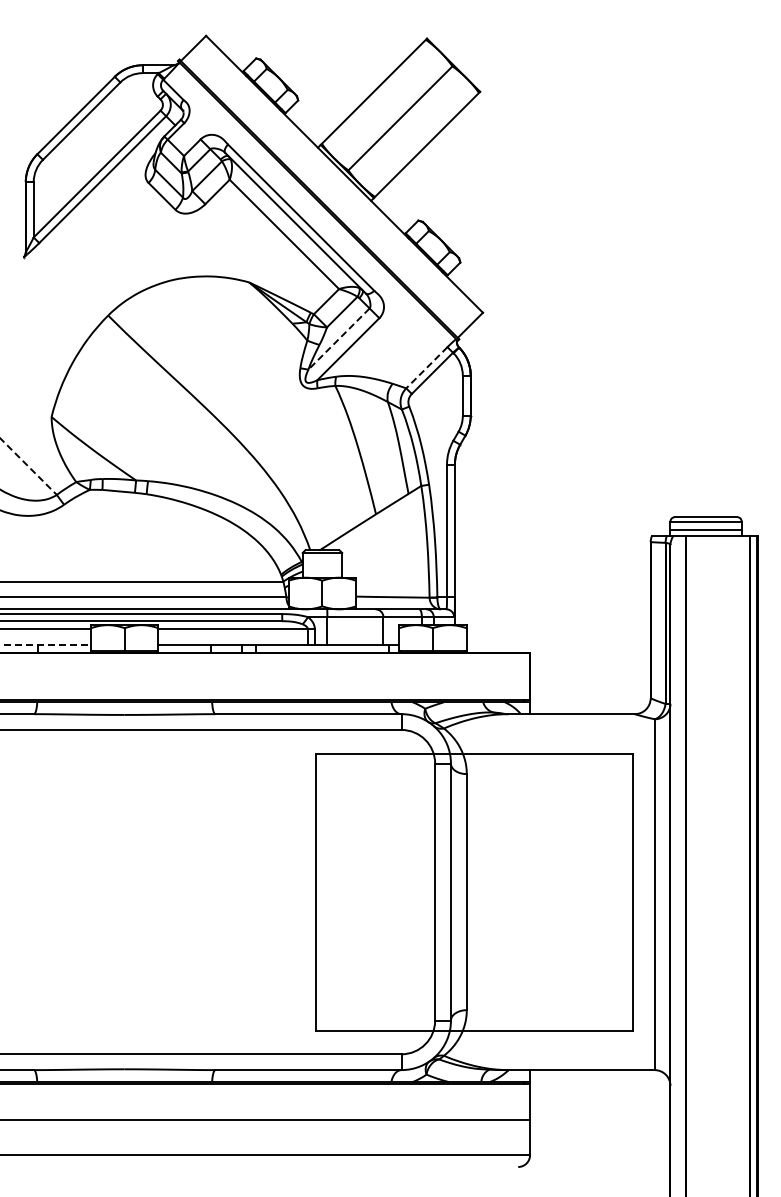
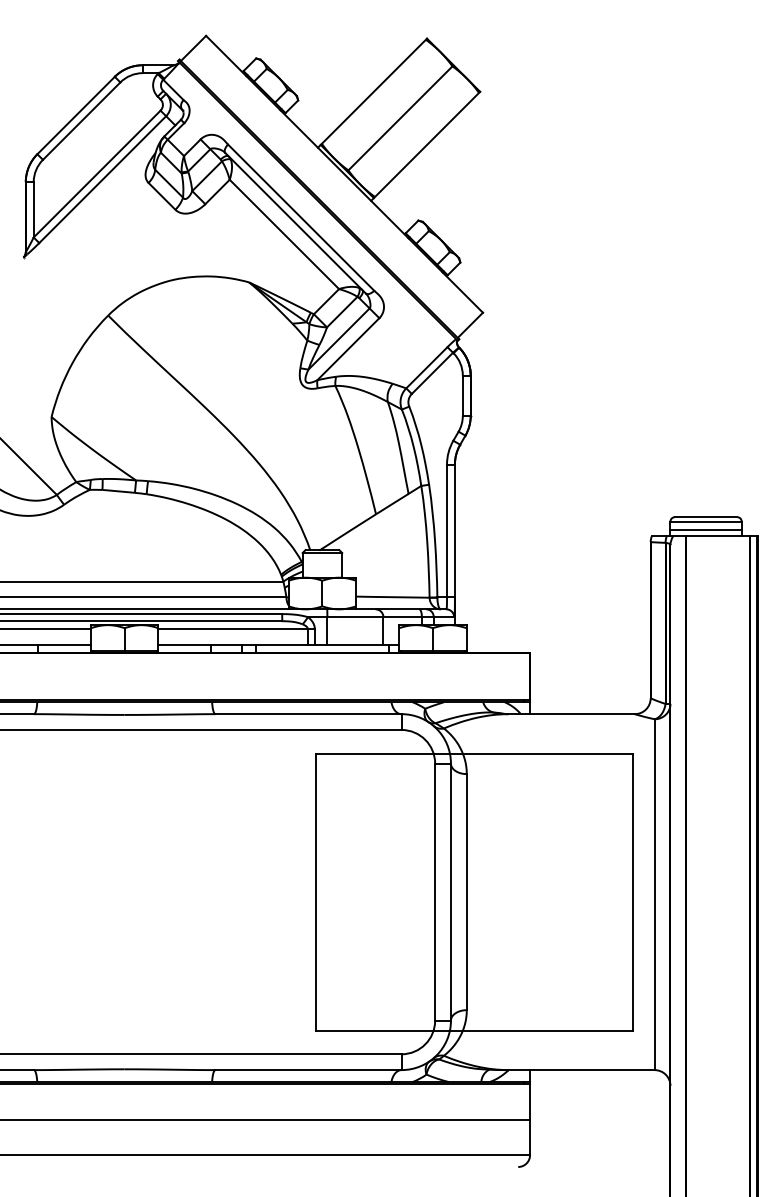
line: dashed -> solid (338, 339)
line: dashed -> solid (426, 368)
line: dashed -> solid (28, 466)
line: dashed -> solid (46, 644)
